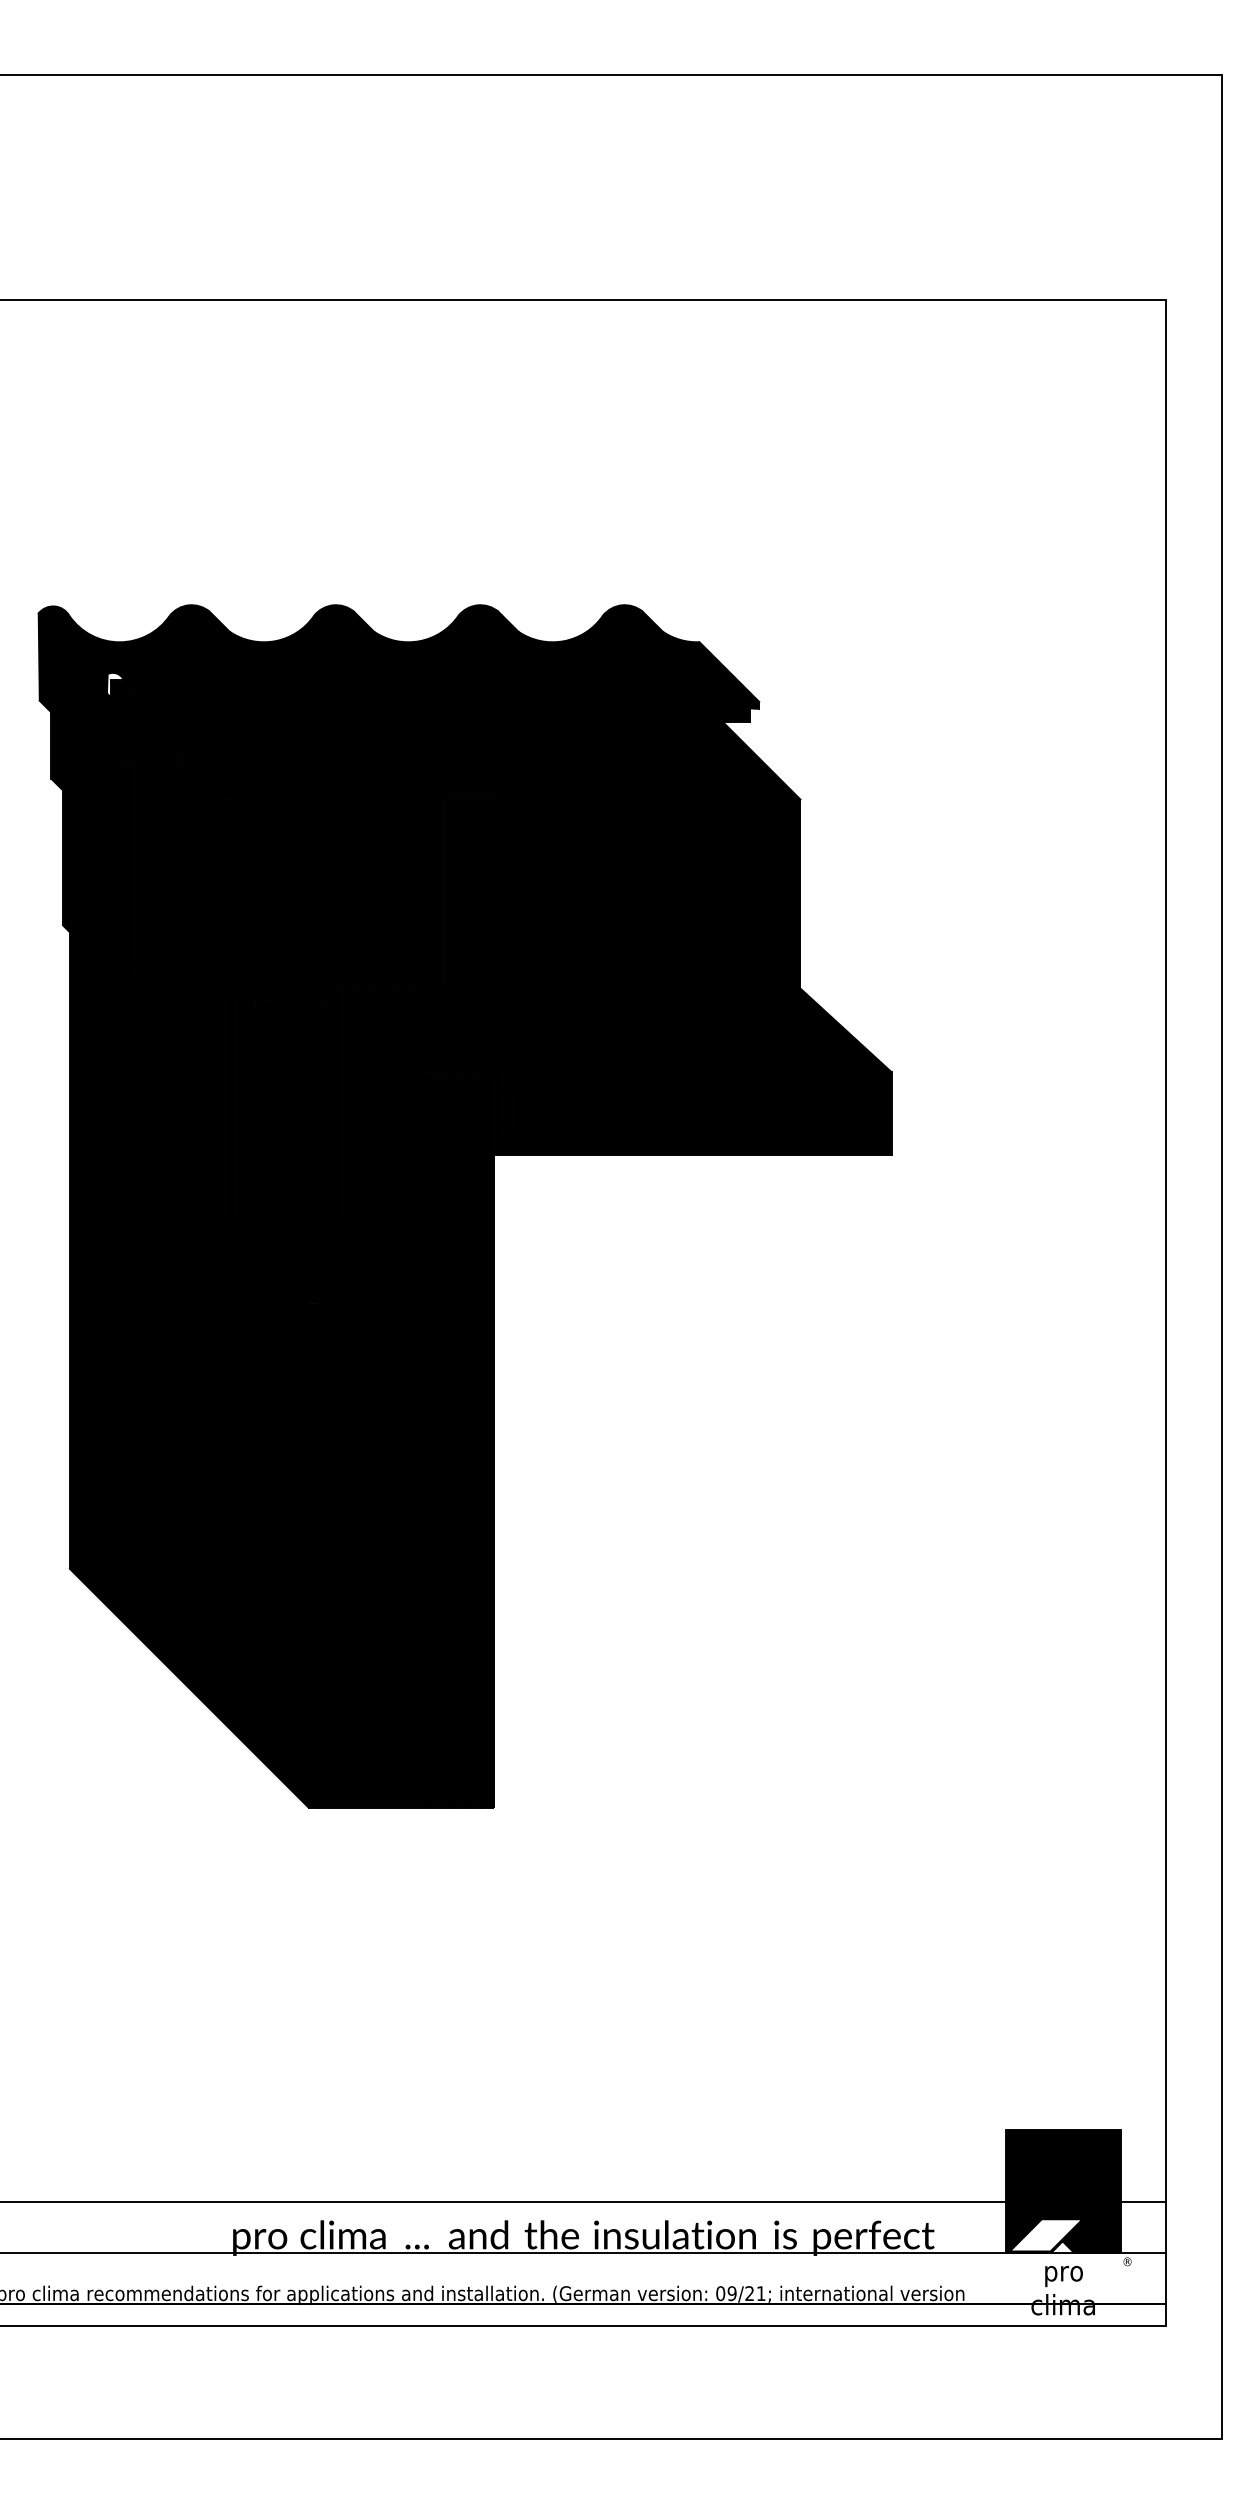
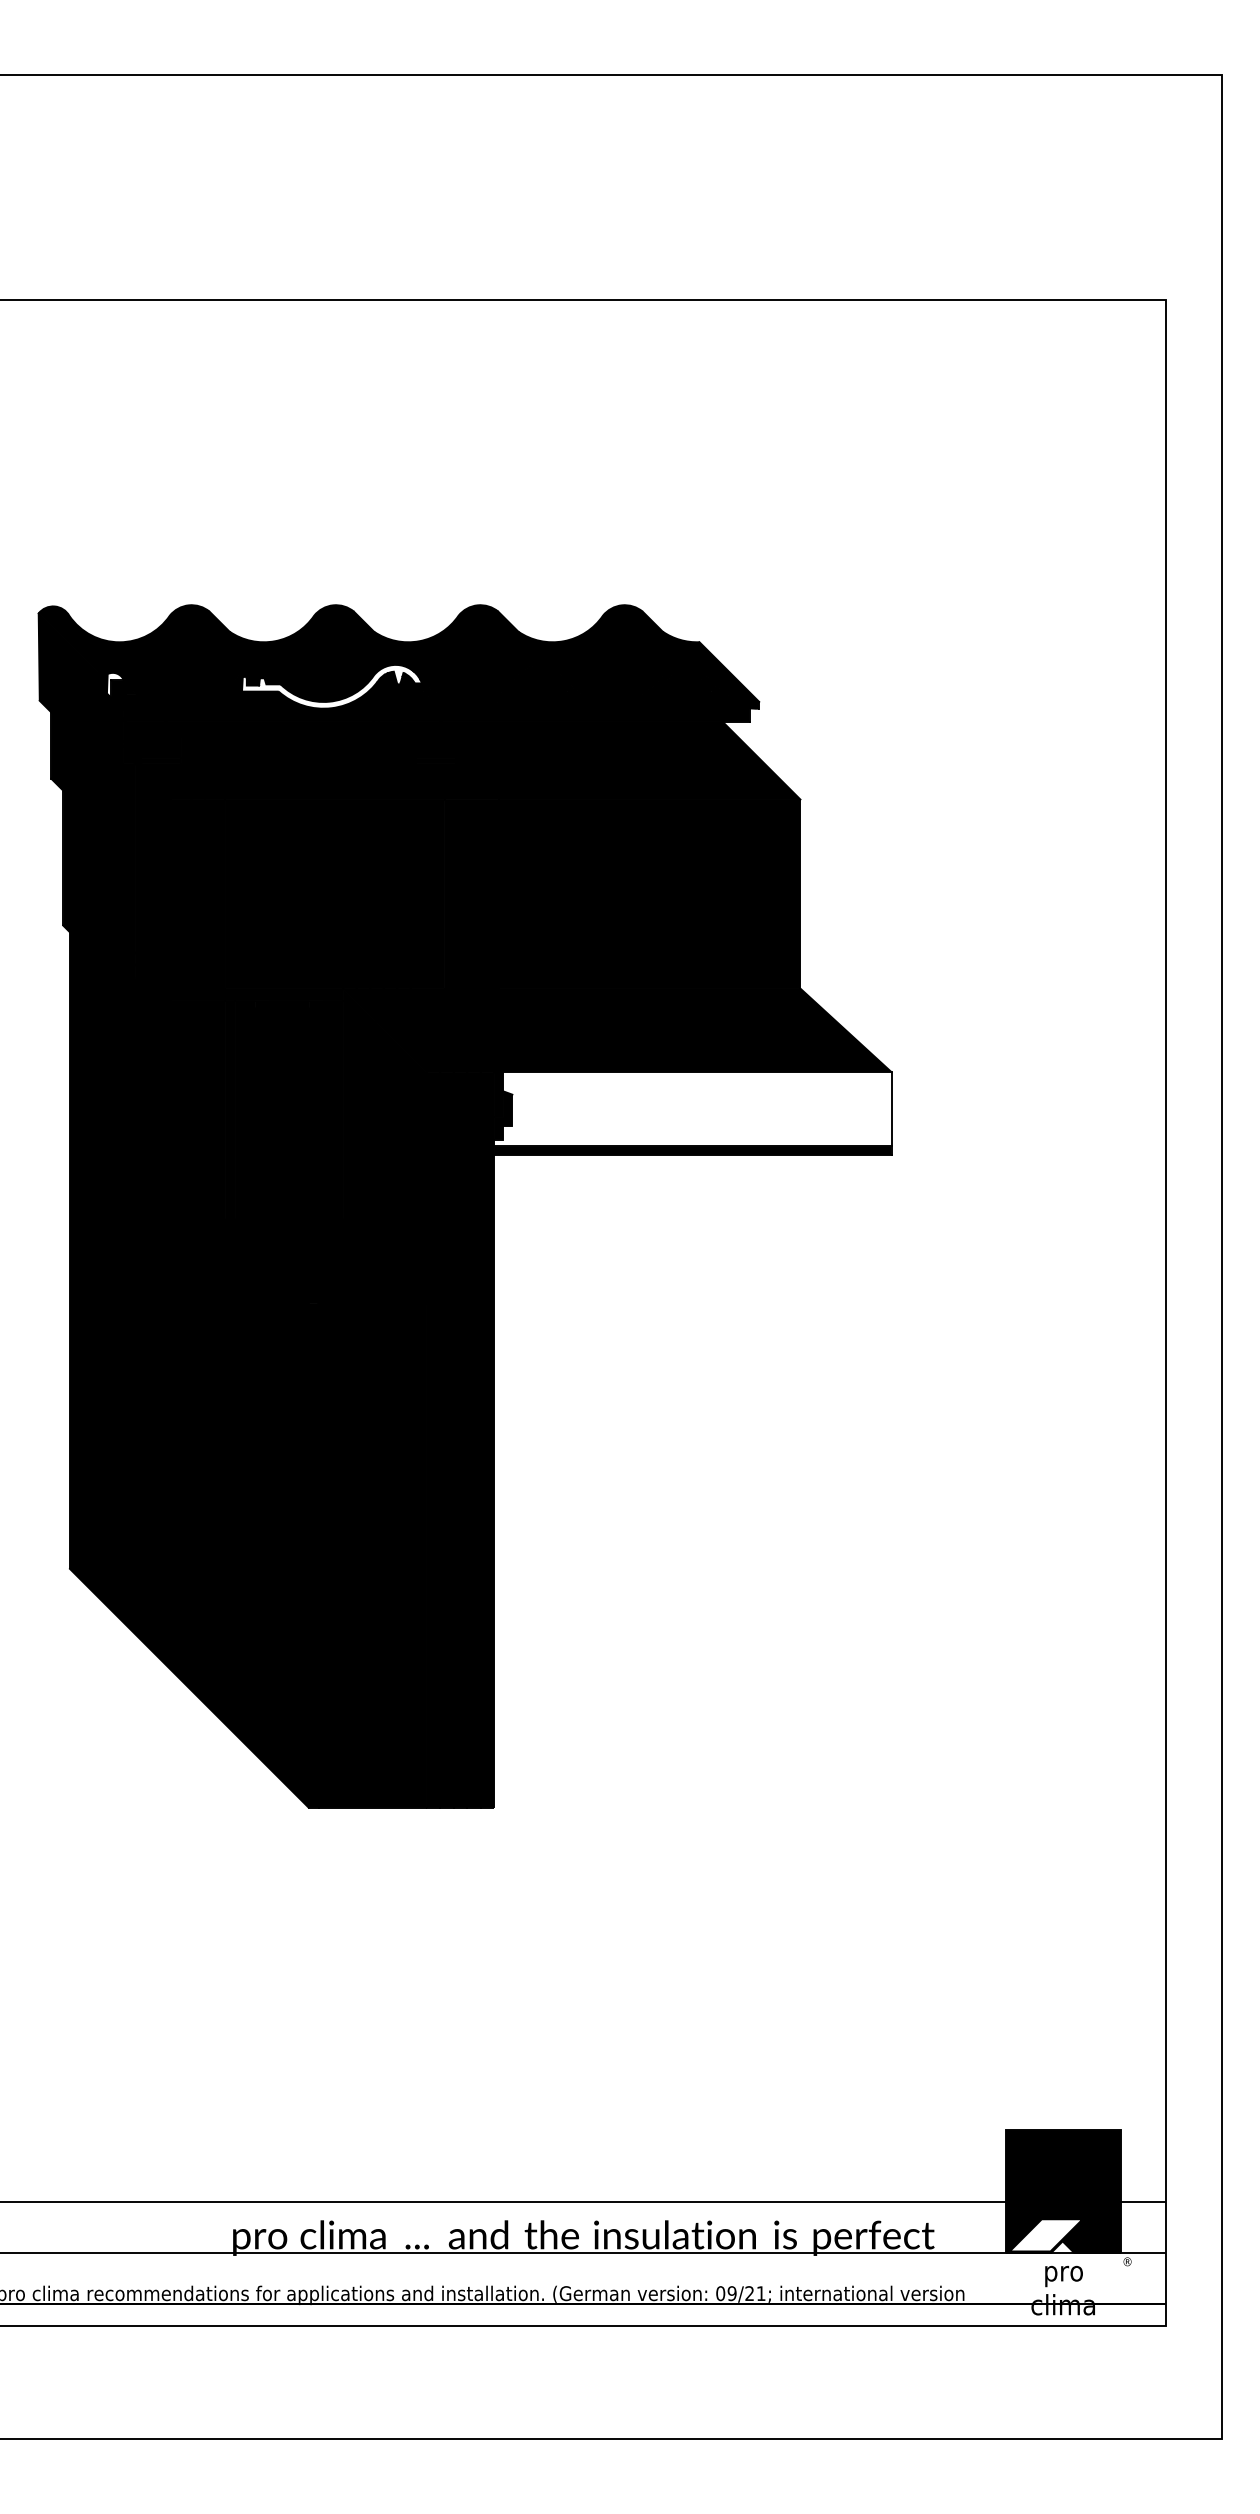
fill: present -> none (332, 686)
fill: present -> none (692, 1109)
